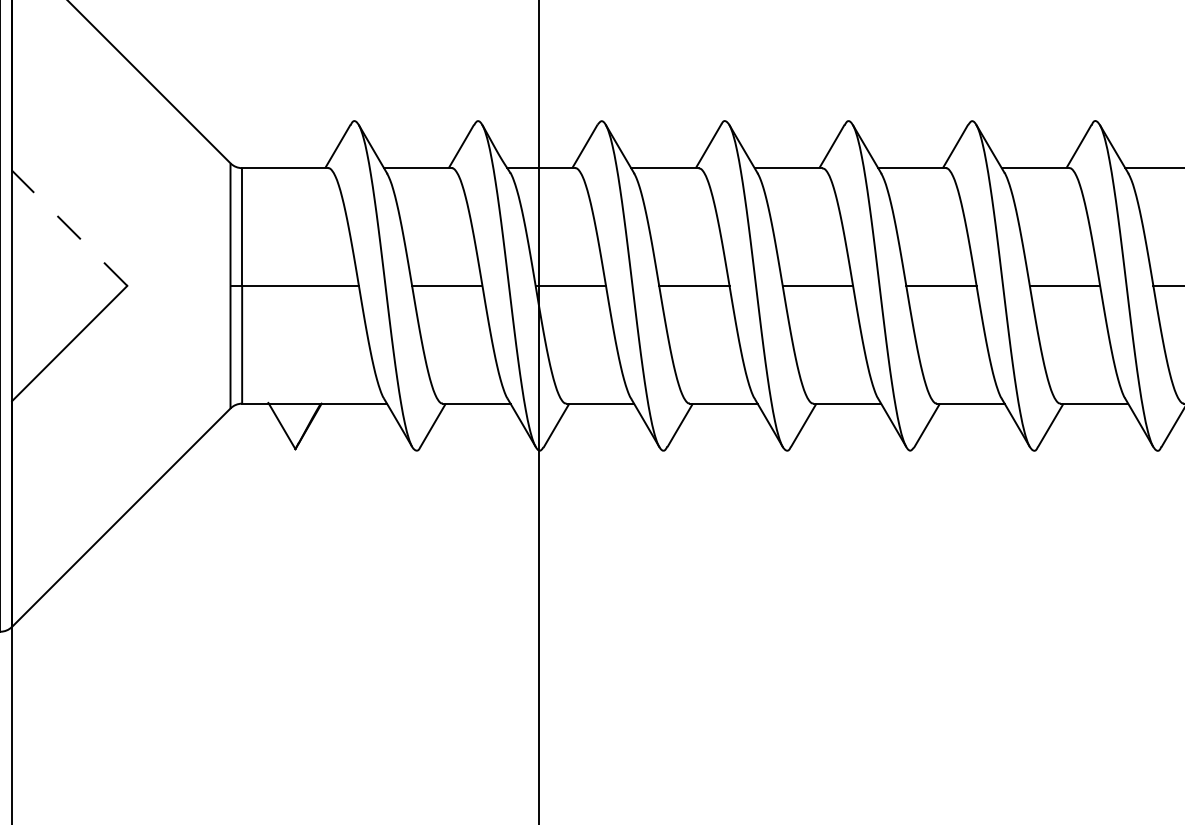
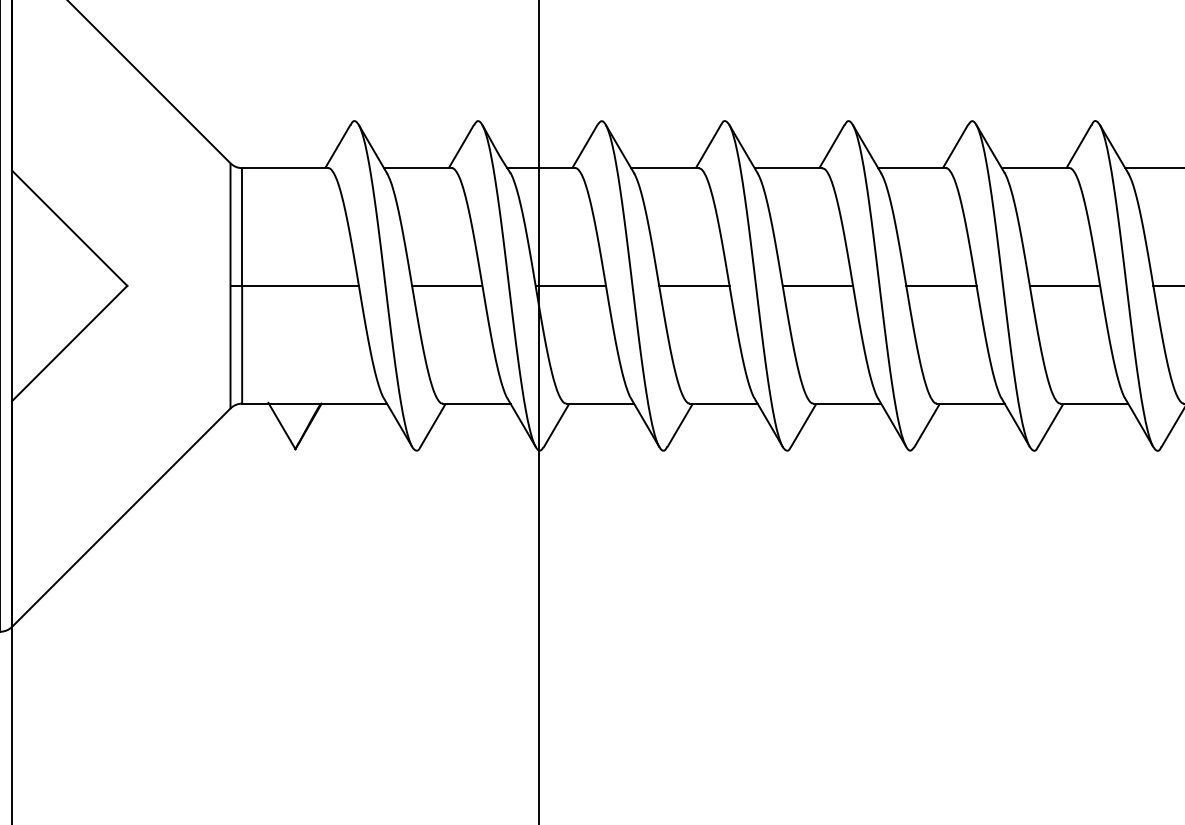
line: dashed -> solid (69, 227)
